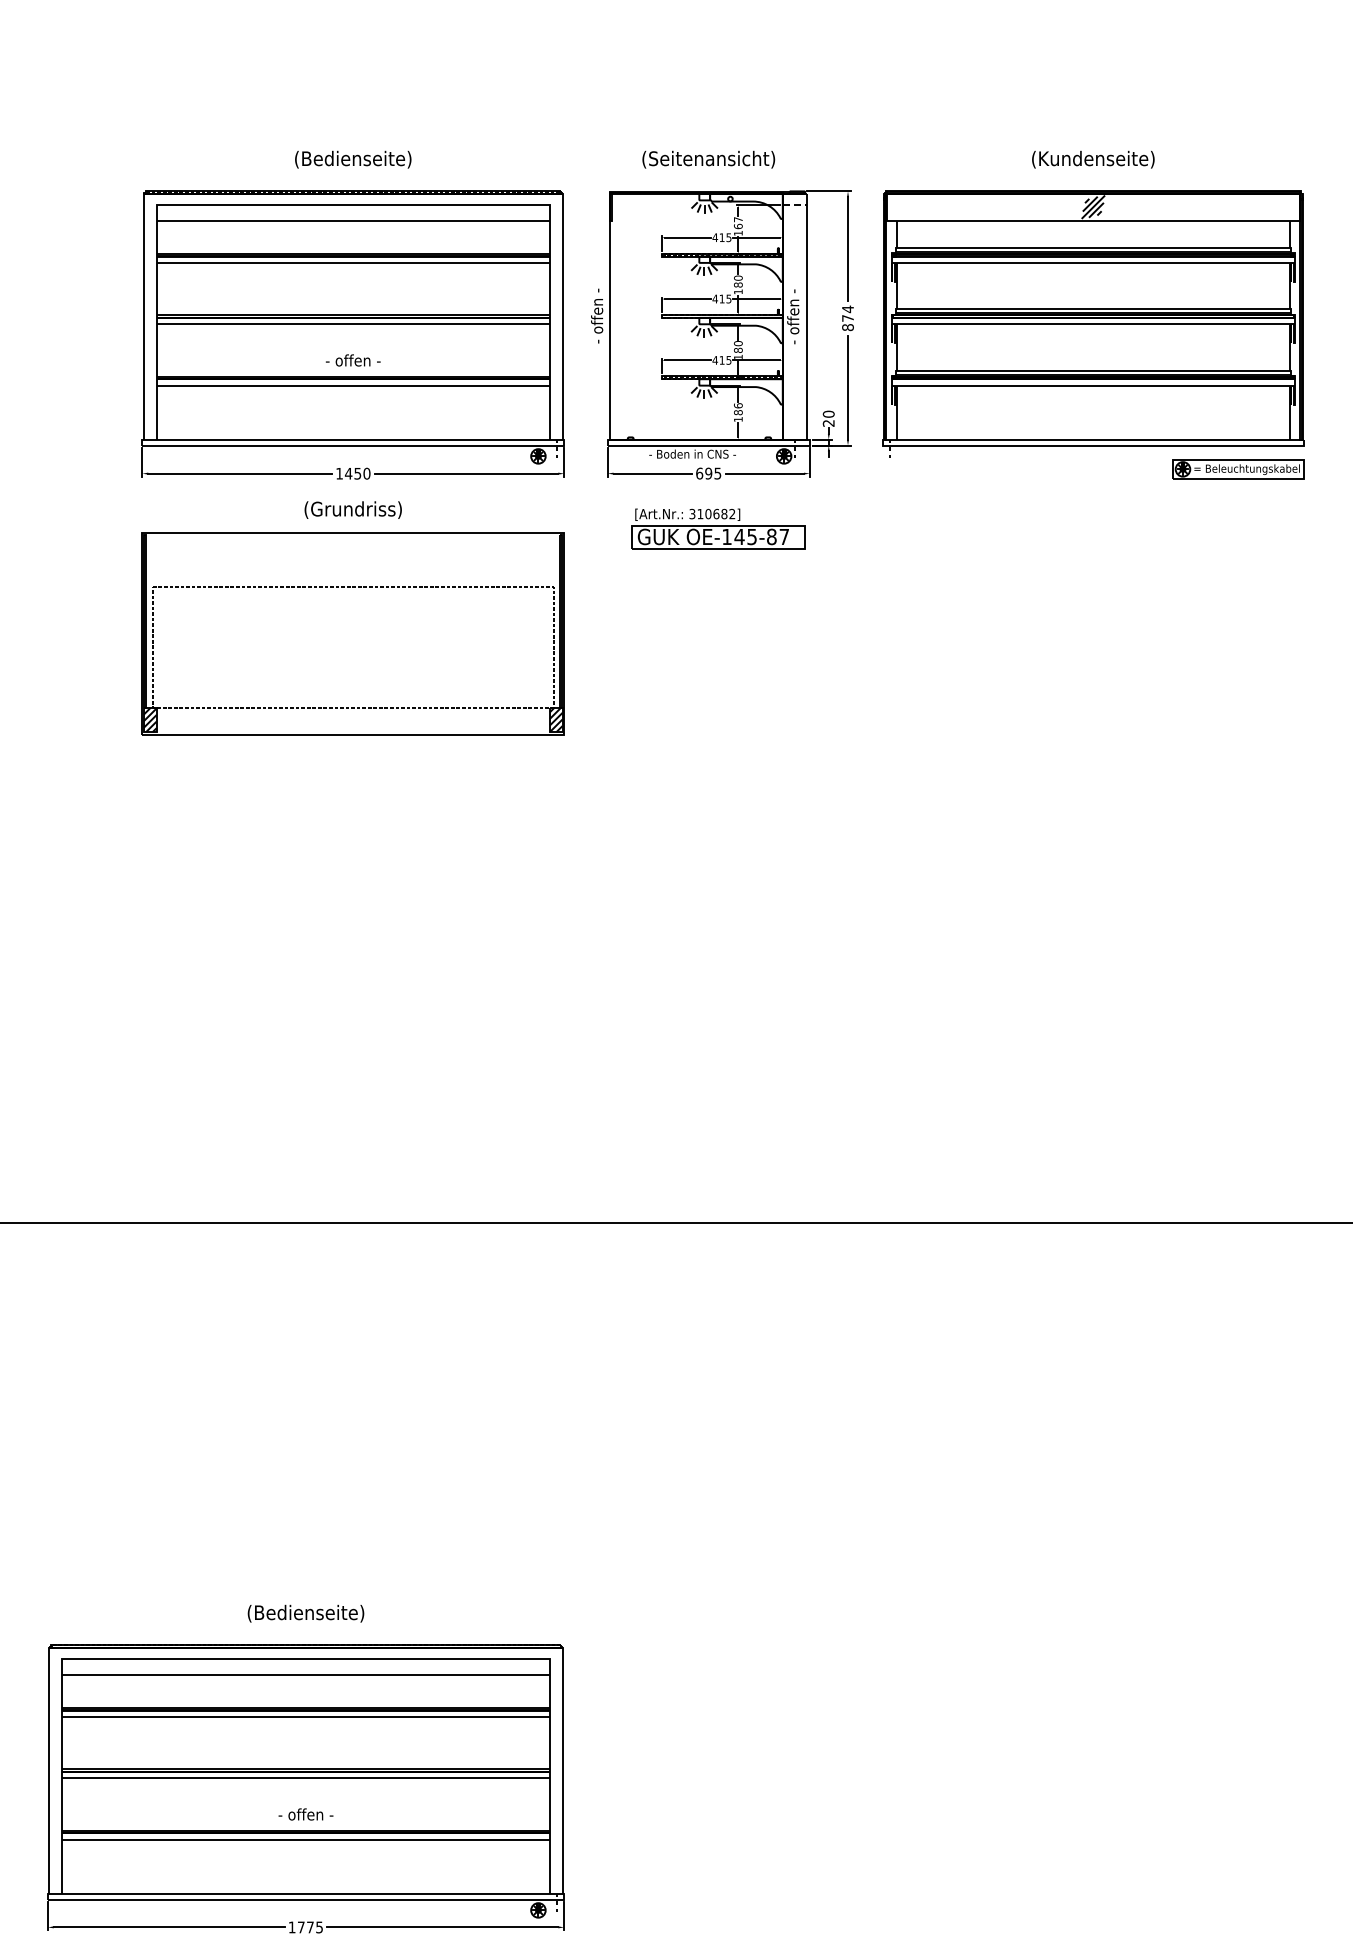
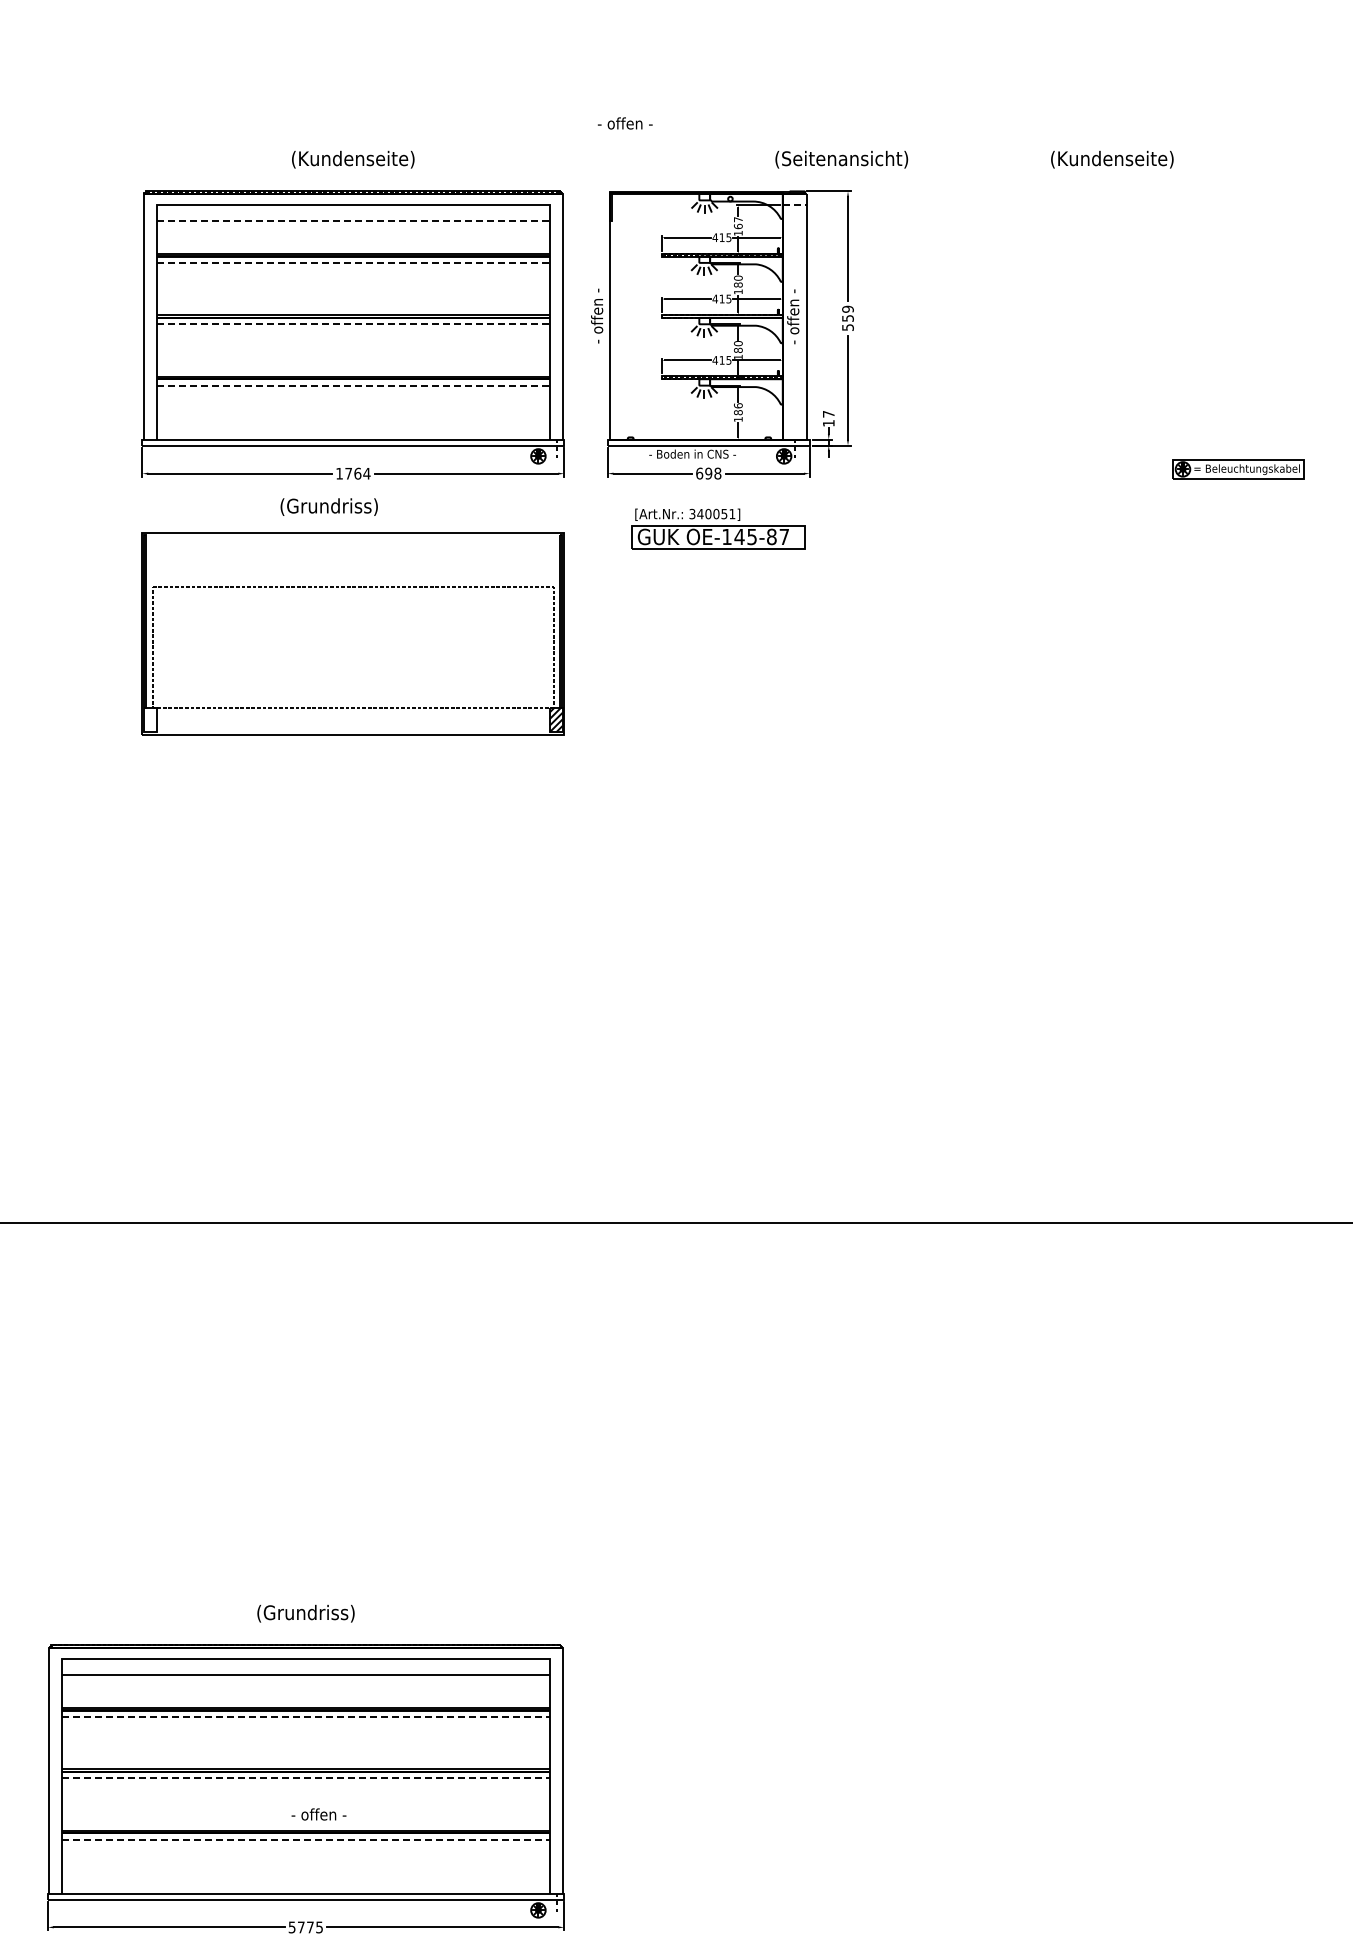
text: (Bedienseite) -> (Kundenseite) (353, 159)
text position: (708, 159) -> (841, 159) (841, 159)
text position: (1093, 159) -> (1112, 159) (1112, 159)
line: solid -> dashed (353, 220)
line: solid -> dashed (353, 262)
text: 874 -> 559 (847, 318)
part: present -> none (1093, 323)
line: solid -> dashed (353, 324)
text position: (353, 360) -> (625, 123) (625, 123)
line: solid -> dashed (353, 385)
text: 20 -> 17 (828, 418)
text: 1450 -> 1764 (357, 473)
text: 695 -> 698 (717, 473)
text position: (352, 509) -> (328, 506) (328, 506)
text: 310682] -> 340051] (716, 513)
hatch: present -> none (149, 719)
text: (Bedienseite) -> (Grundriss) (305, 1613)
line: solid -> dashed (306, 1716)
line: solid -> dashed (306, 1778)
text position: (305, 1814) -> (318, 1814) (318, 1814)
line: solid -> dashed (306, 1839)
text: 1775 -> 5775 (291, 1927)
